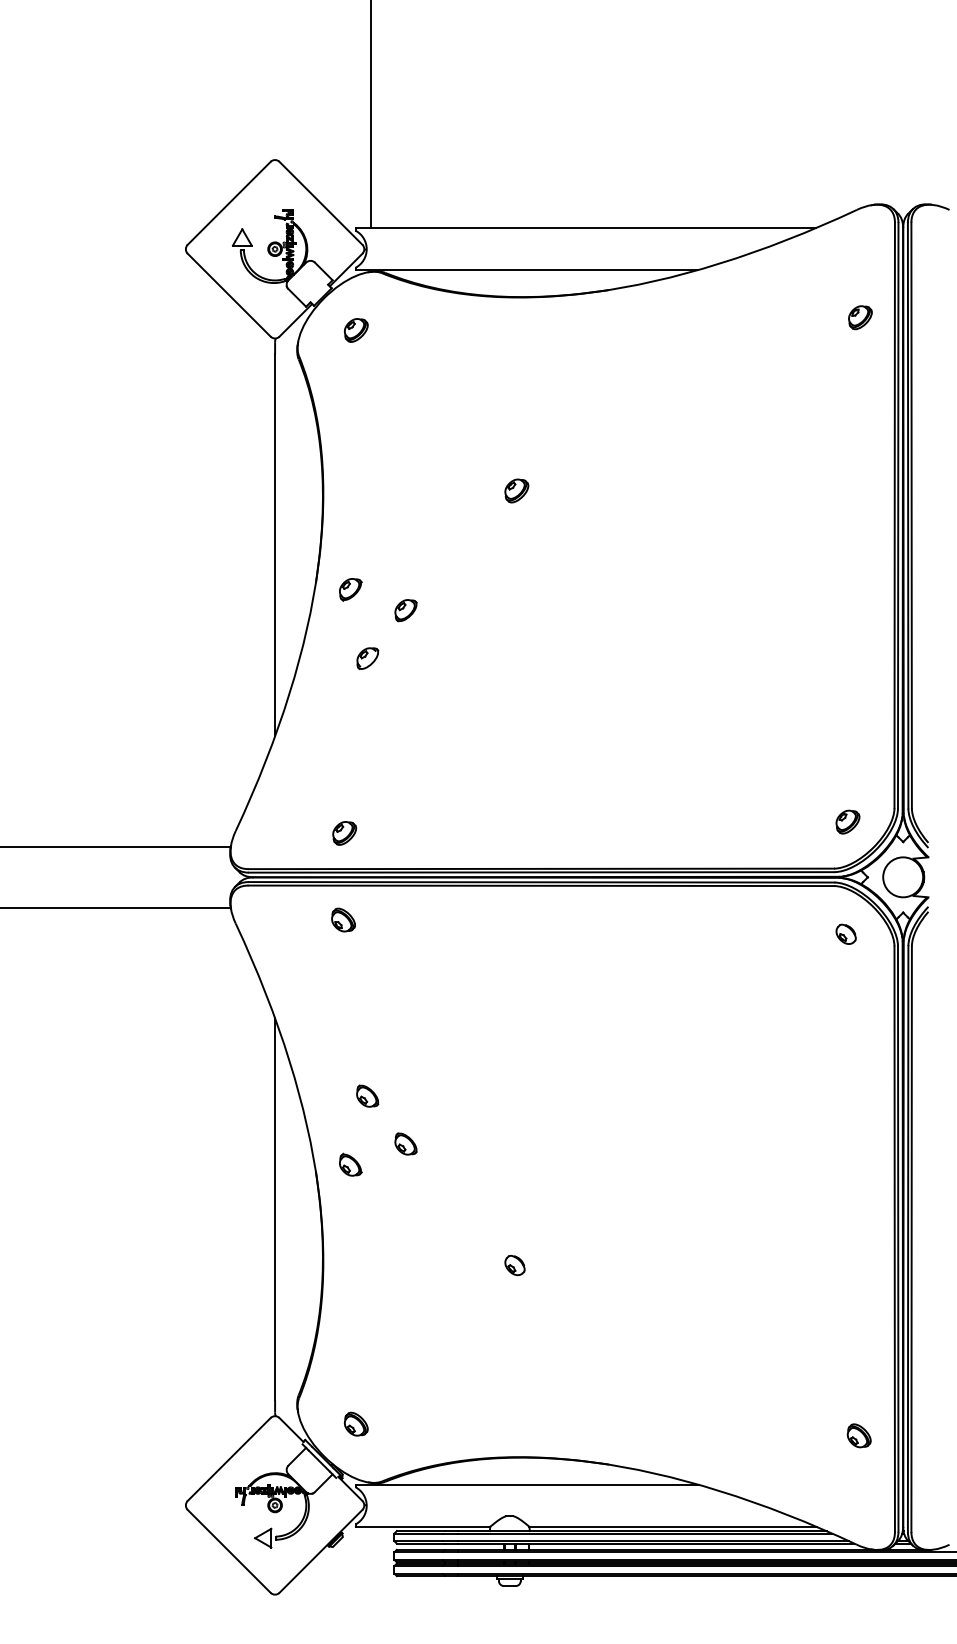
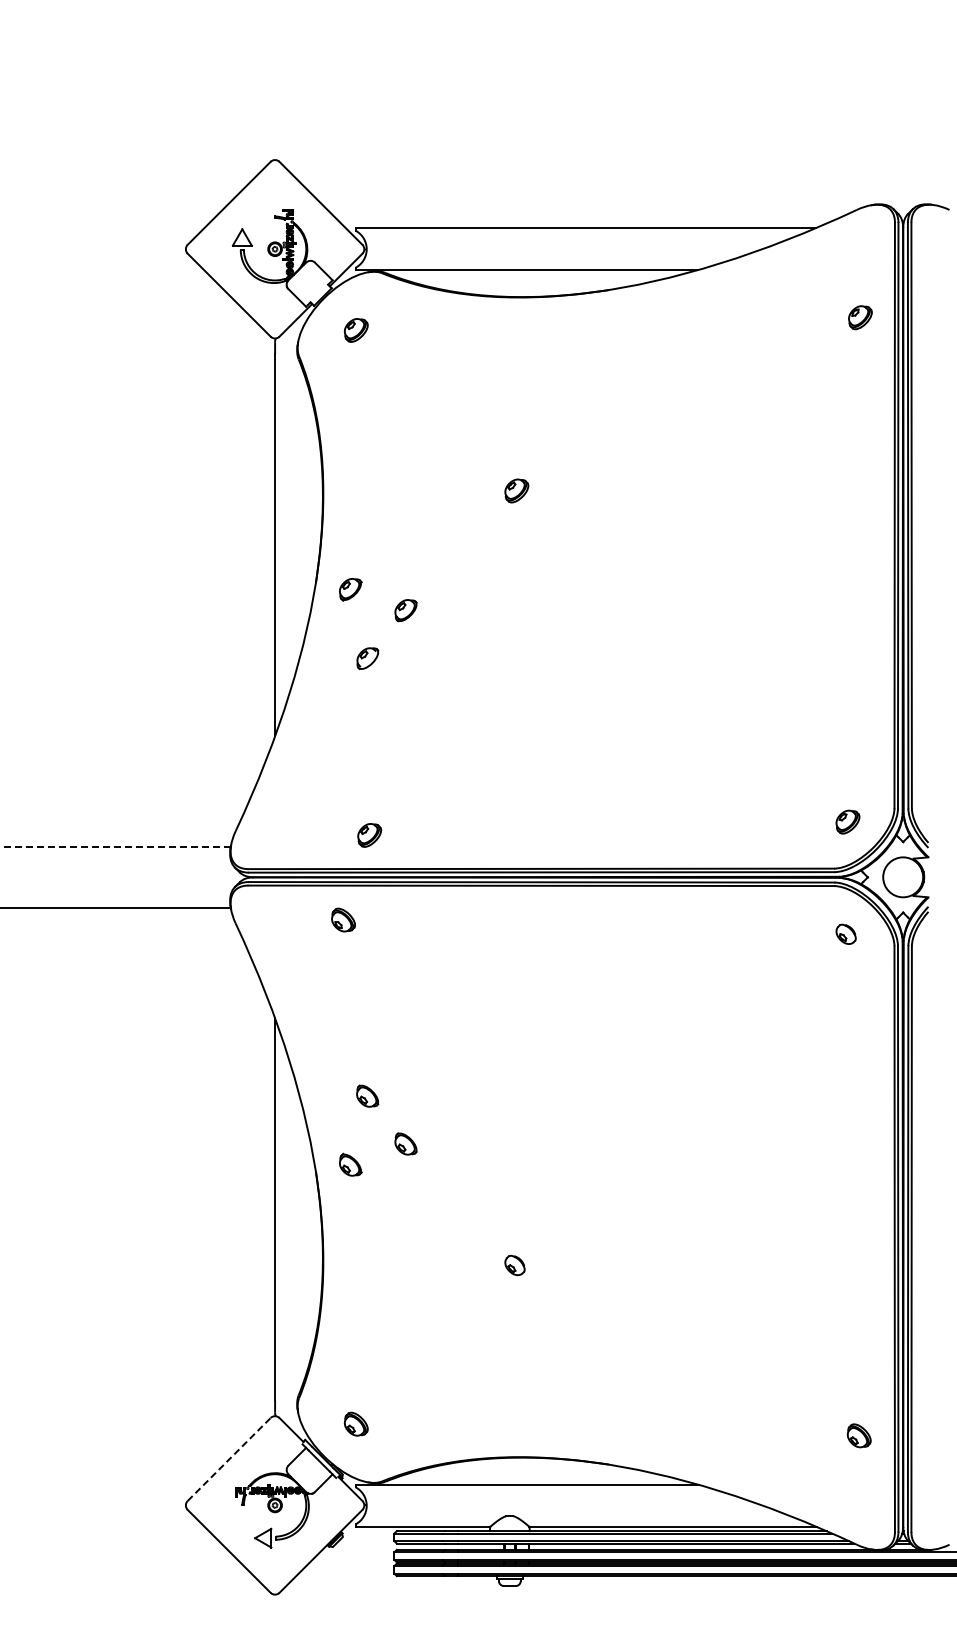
line: present -> none (371, 115)
part position: (344, 833) -> (369, 835) (369, 835)
line: solid -> dashed (115, 847)
line: solid -> dashed (229, 1459)
